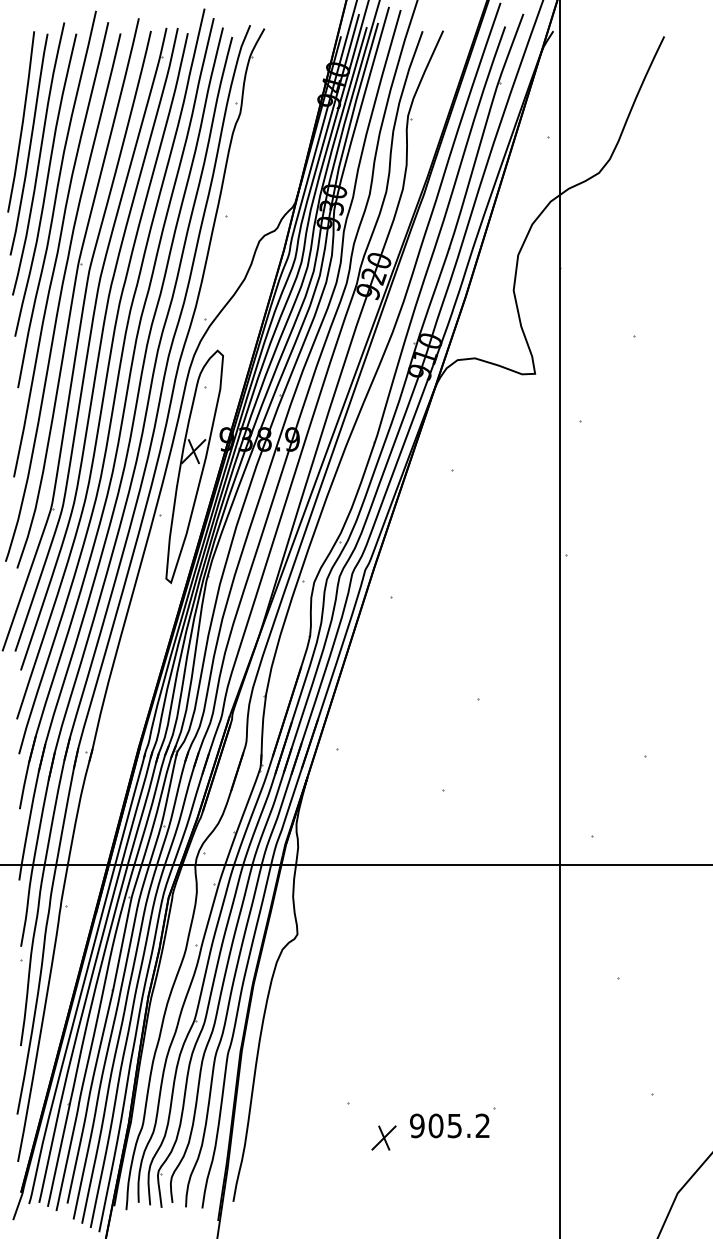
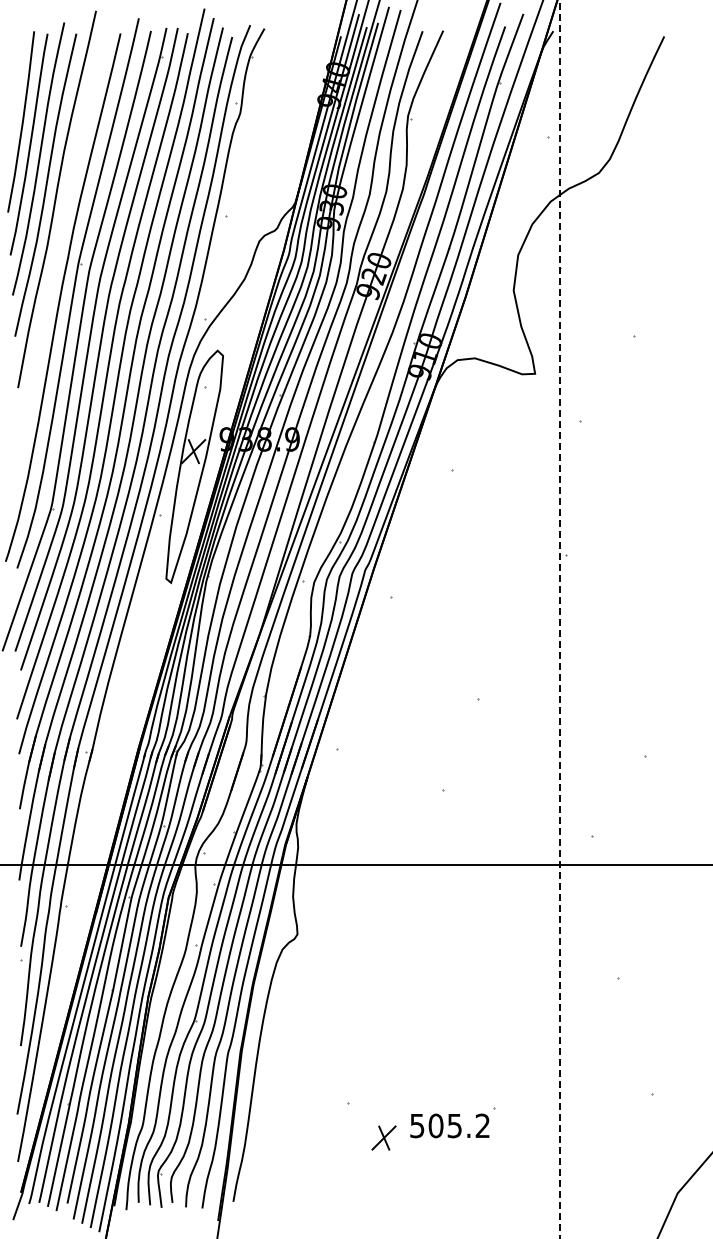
curve: present -> none (59, 249)
line: solid -> dashed (559, 619)
text: 905.2 -> 505.2 (417, 1125)
